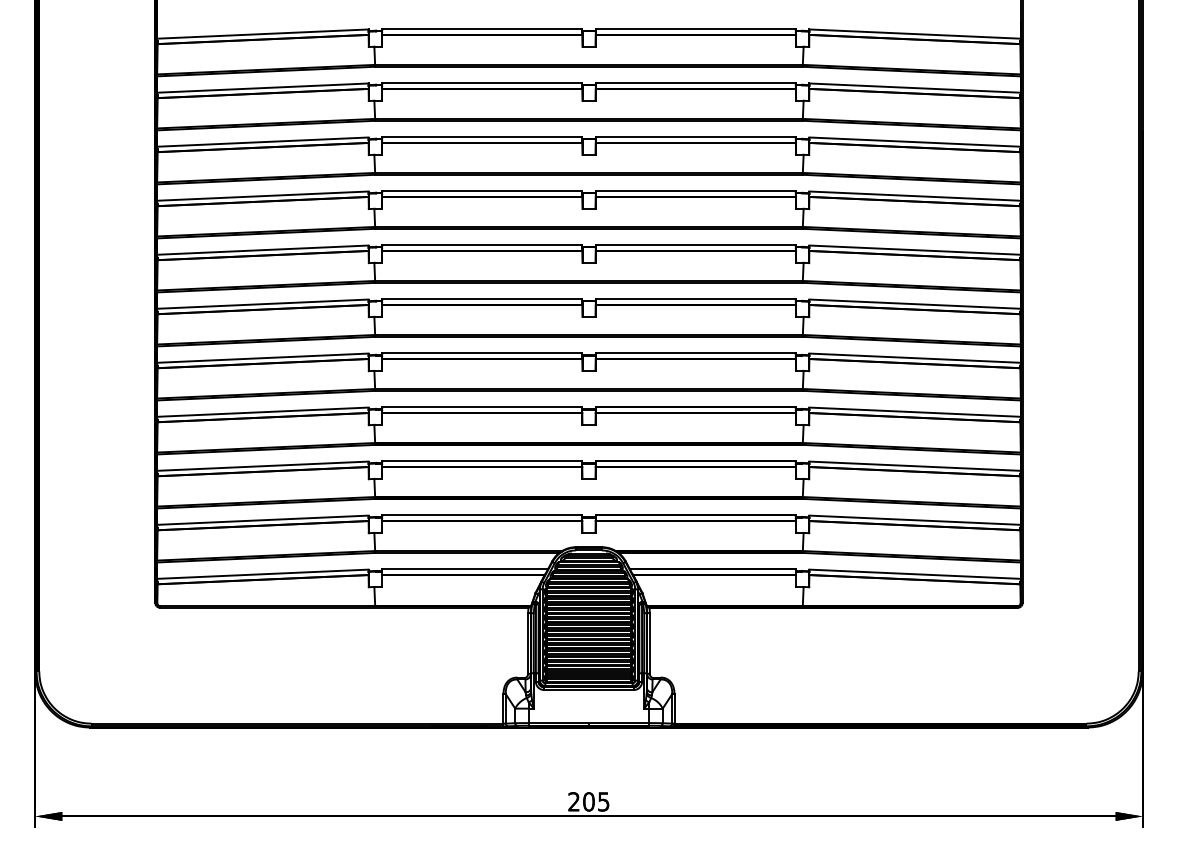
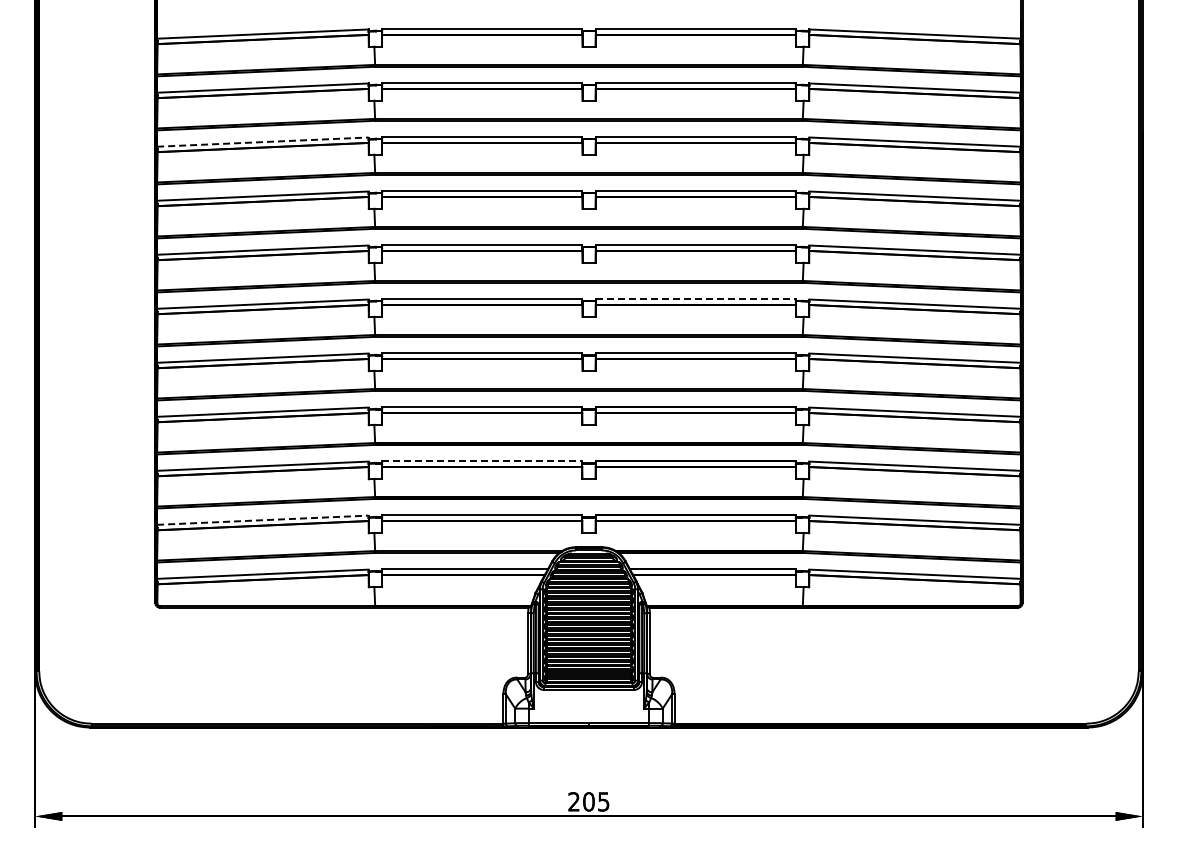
line: solid -> dashed (262, 142)
line: solid -> dashed (696, 299)
line: solid -> dashed (482, 461)
line: solid -> dashed (262, 520)
